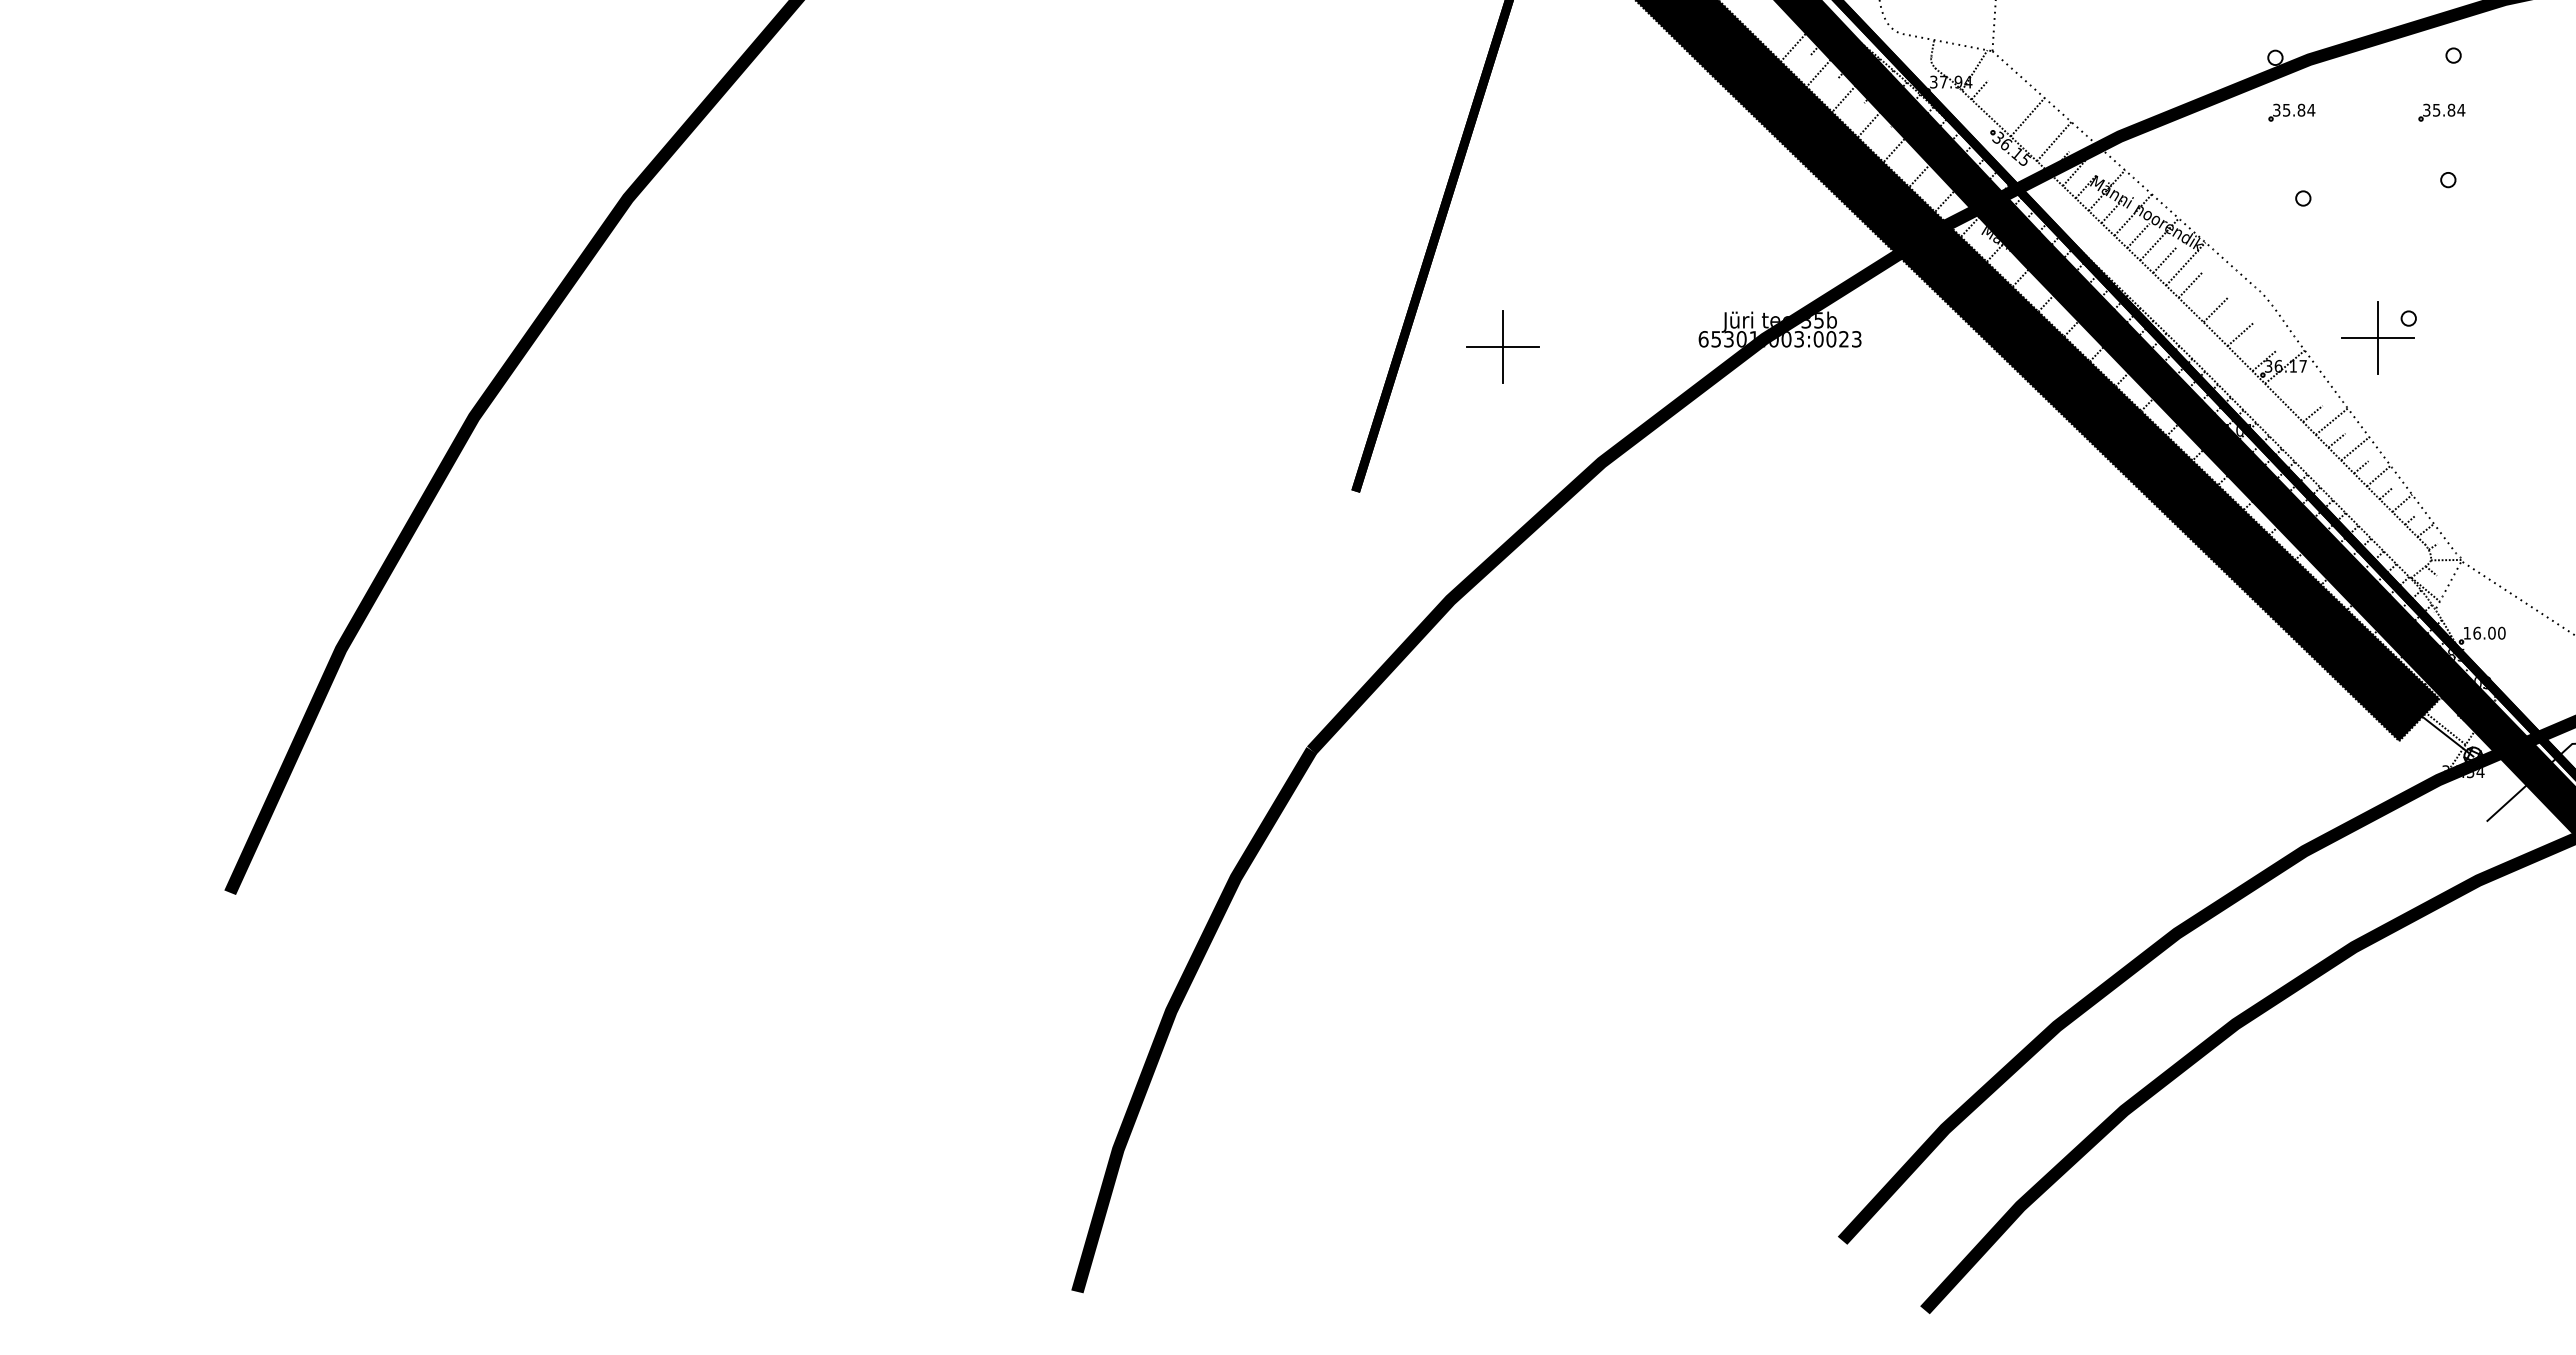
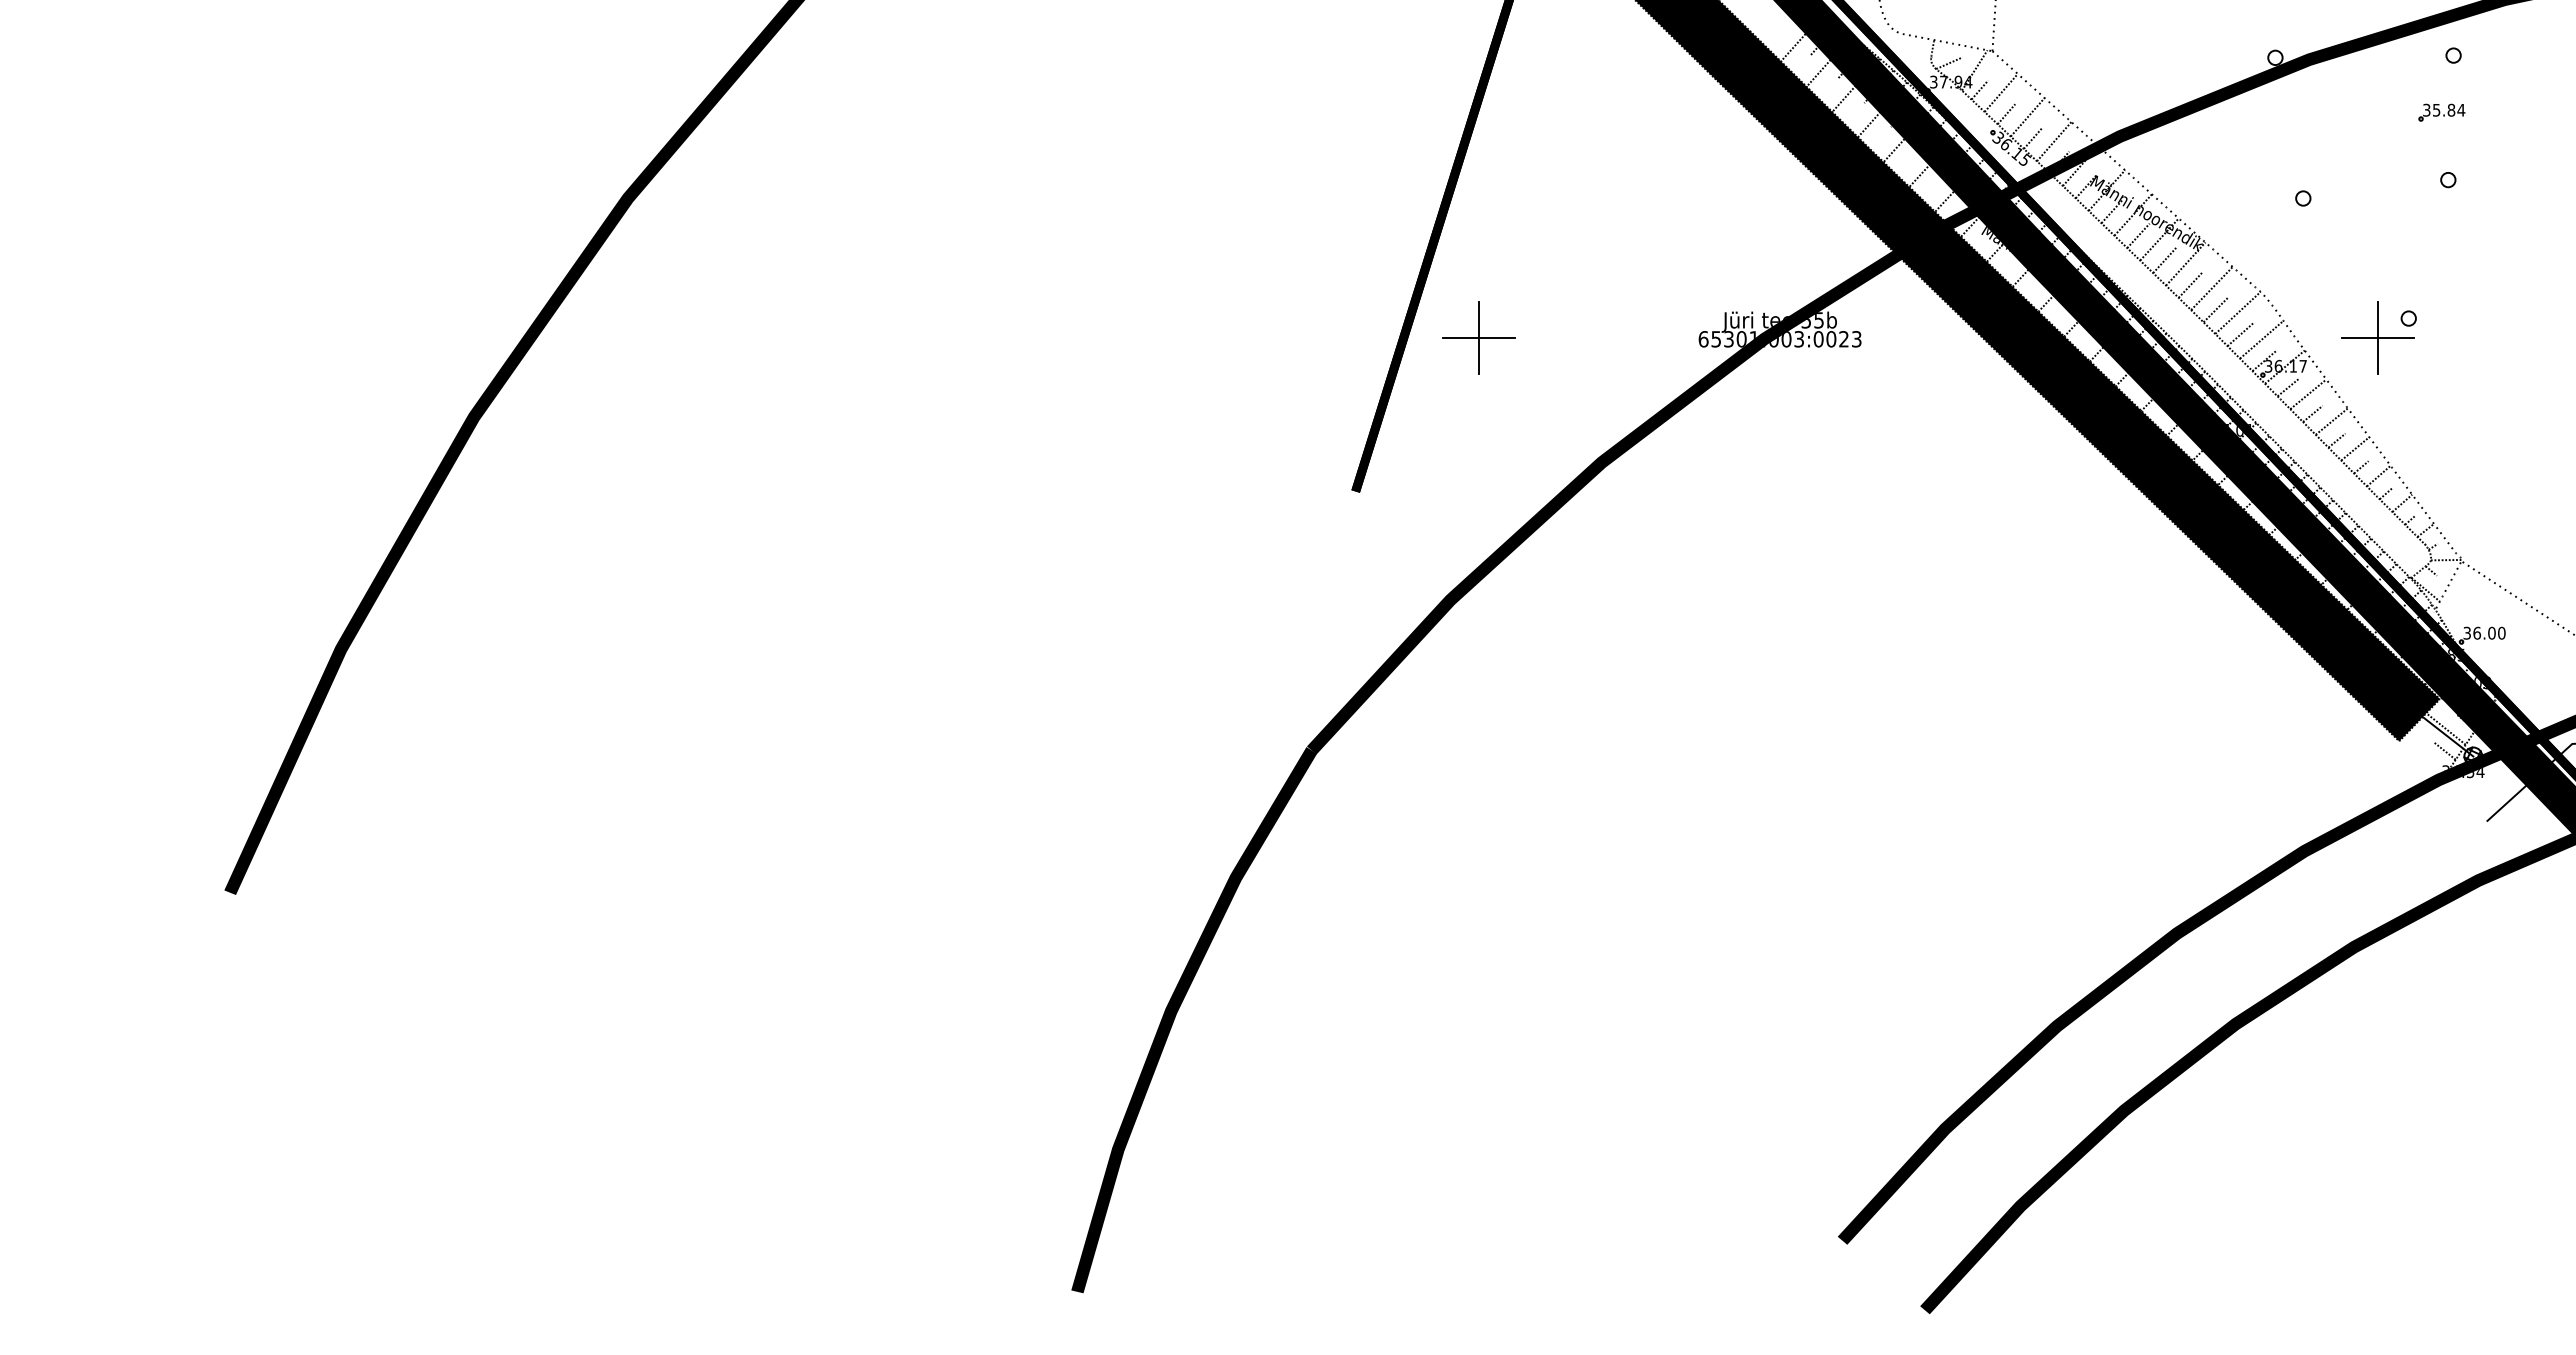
line: none -> present (1949, 63)
line: none -> present (2000, 92)
part: present -> none (2291, 112)
line: none -> present (2006, 114)
line: none -> present (2032, 137)
line: none -> present (2211, 288)
line: none -> present (2237, 312)
text: 35b -> 55b (1808, 322)
line: none -> present (2261, 339)
part position: (1502, 346) -> (1478, 337) (1478, 337)
line: none -> present (2288, 387)
line: none -> present (2308, 394)
text: 16.00 -> 36.00 (2466, 632)
line: none -> present (2444, 750)
